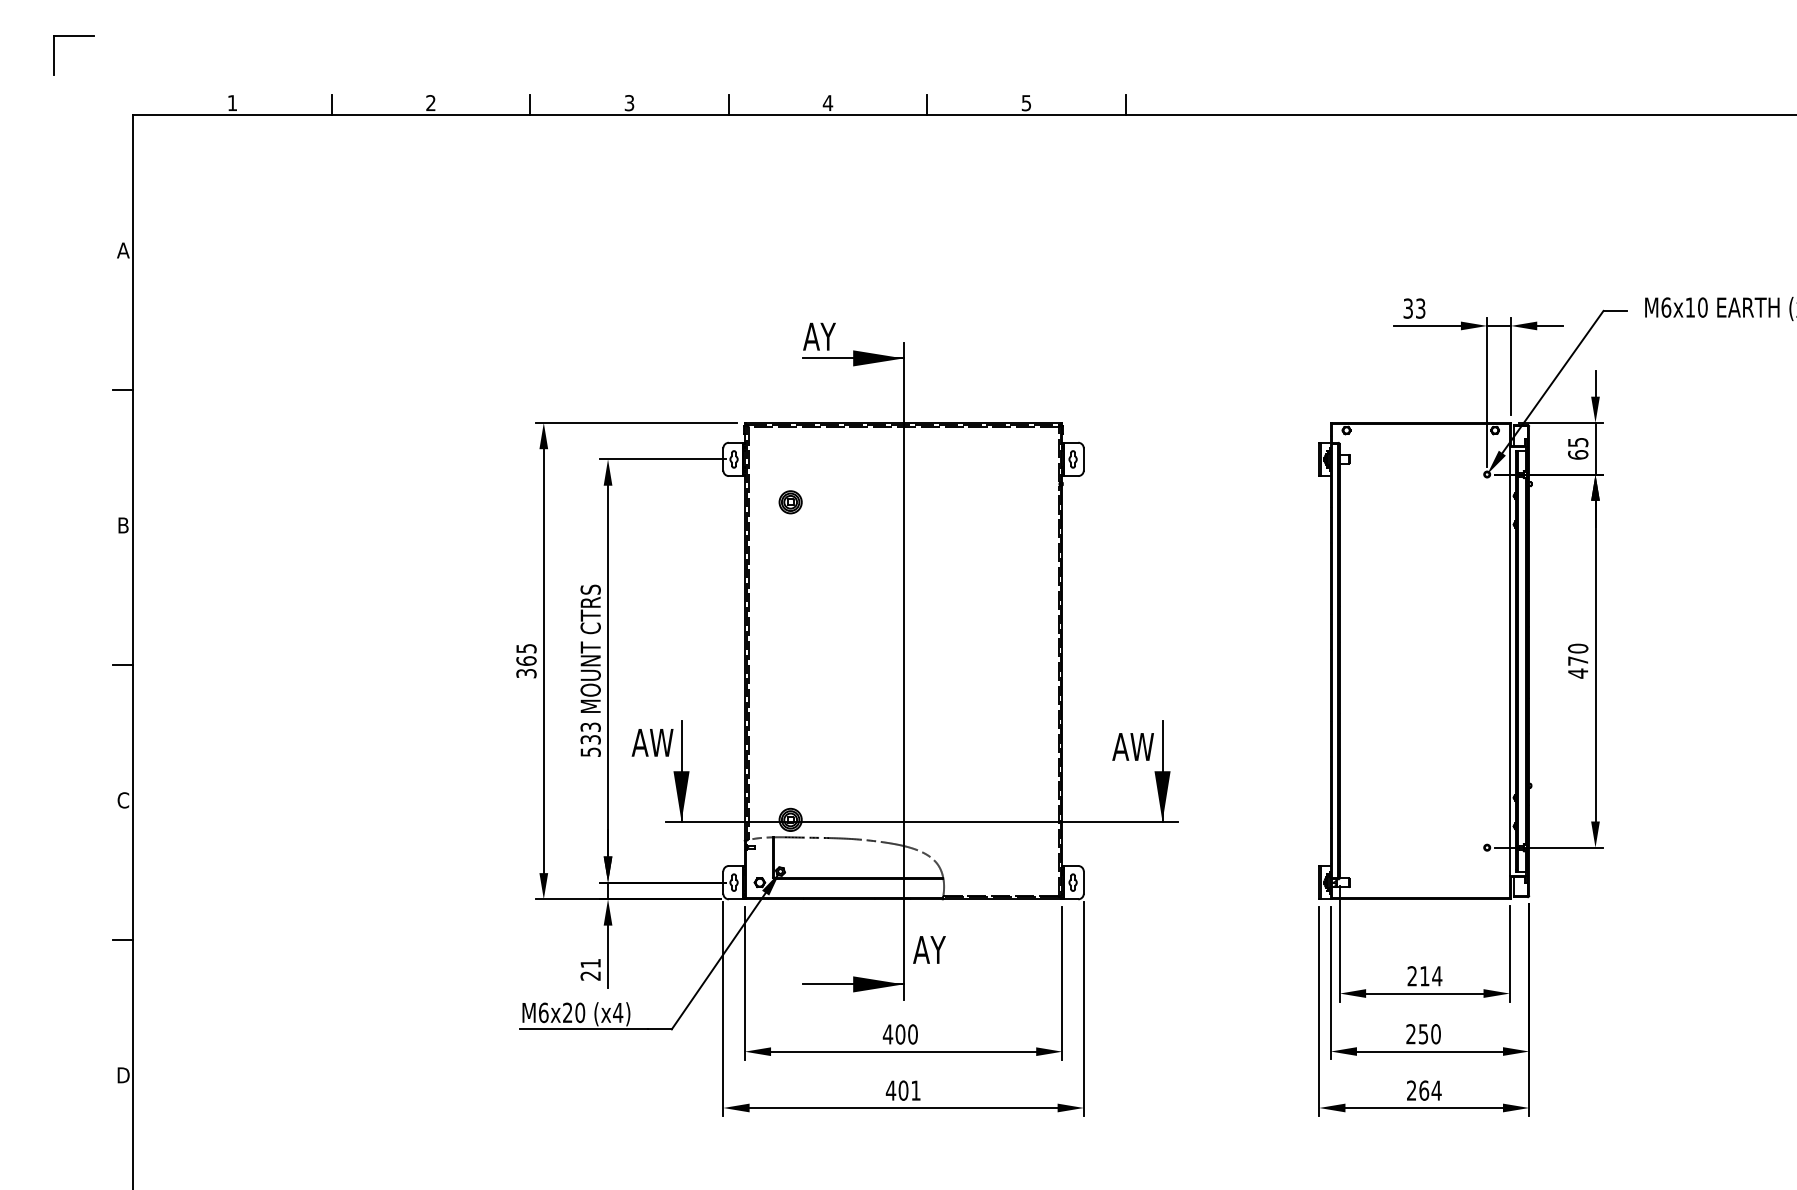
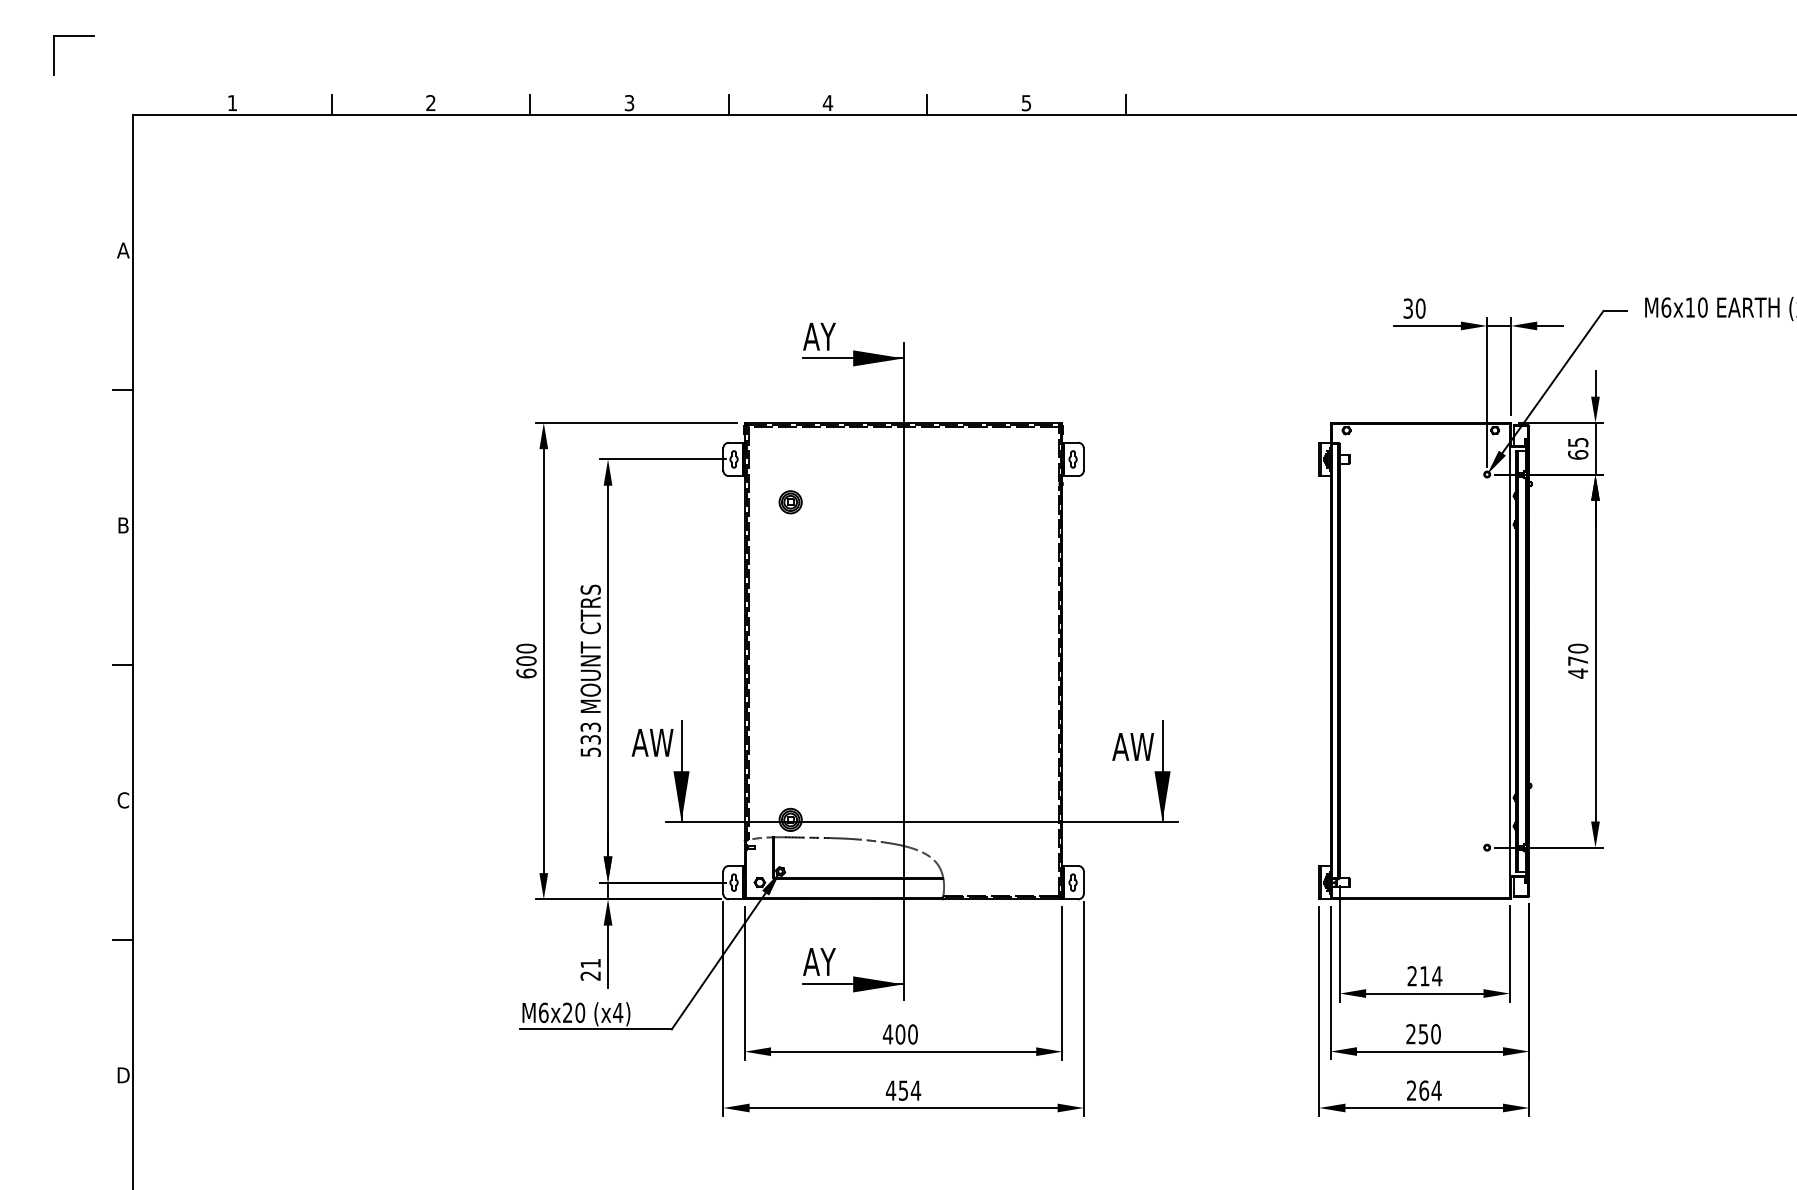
text: 33 -> 30 (1420, 308)
text: 365 -> 600 (526, 660)
text position: (929, 949) -> (819, 961) (819, 961)
text: 401 -> 454 (909, 1090)
